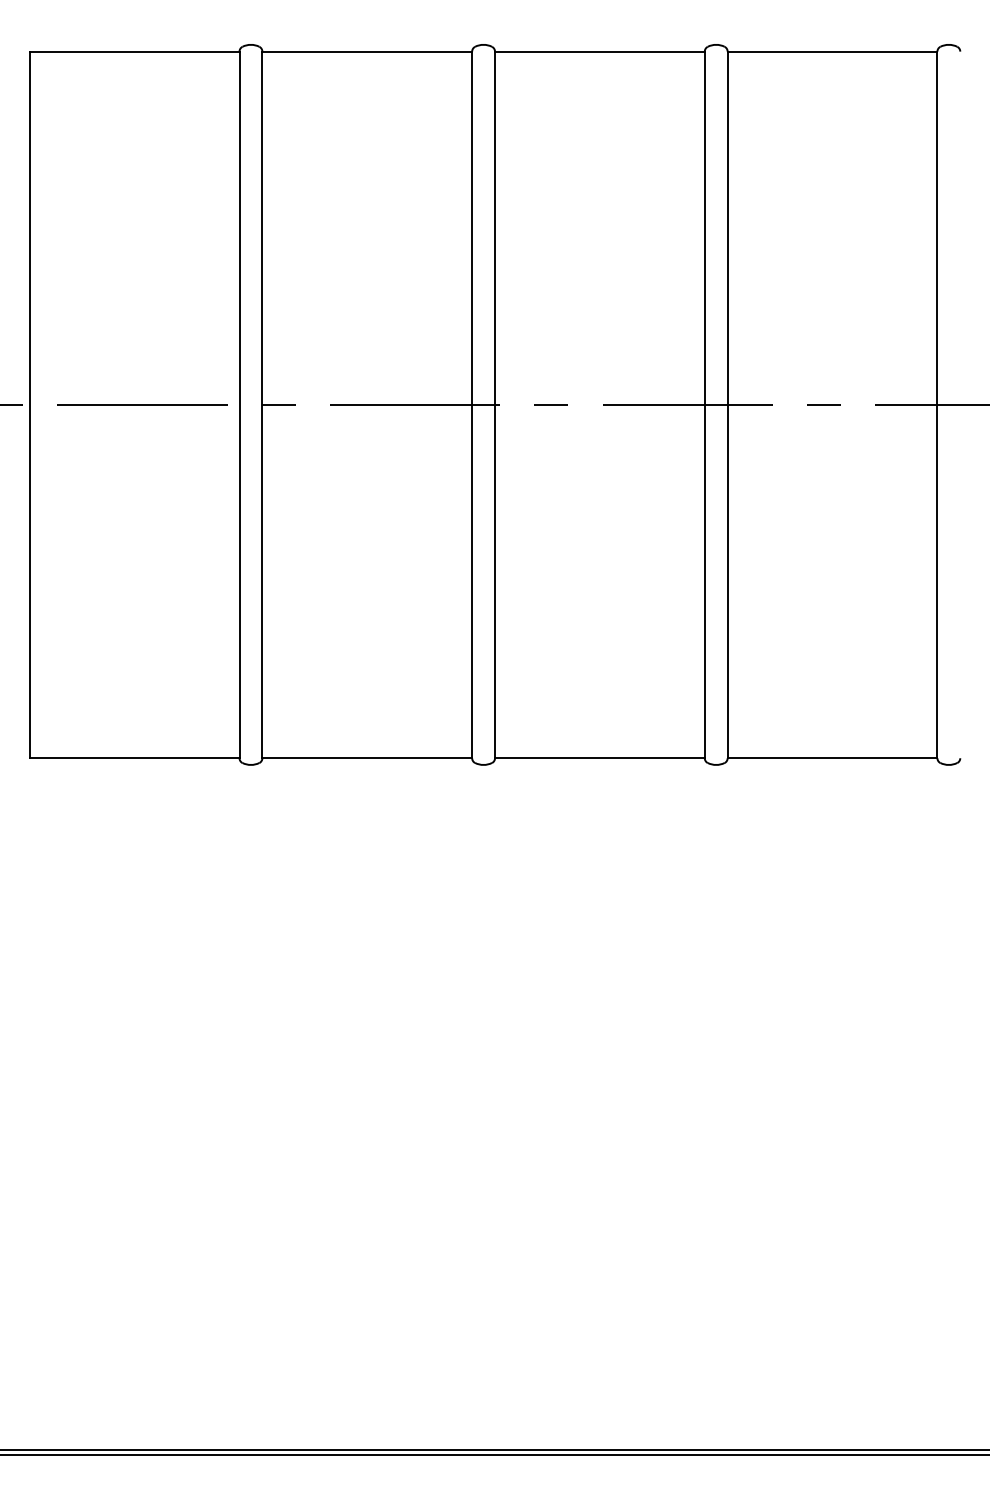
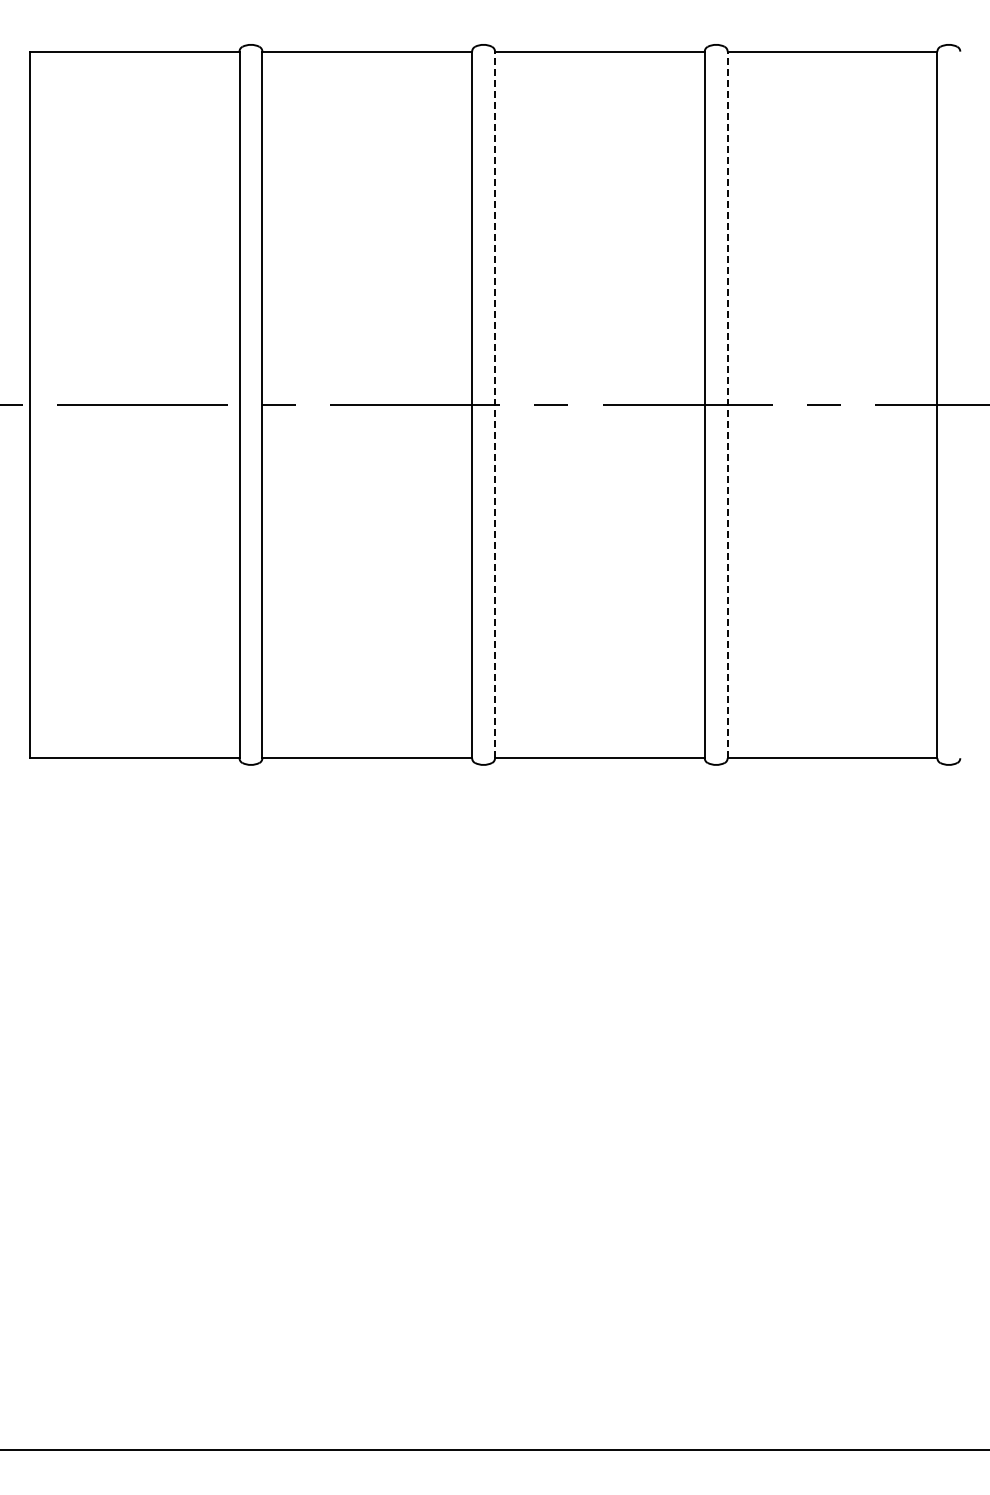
line: solid -> dashed (494, 404)
line: solid -> dashed (727, 404)
line: present -> none (494, 1454)
